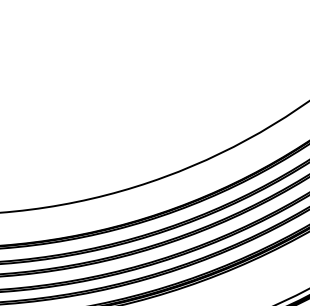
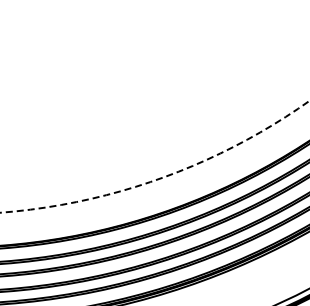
circle: solid -> dashed (154, 156)
